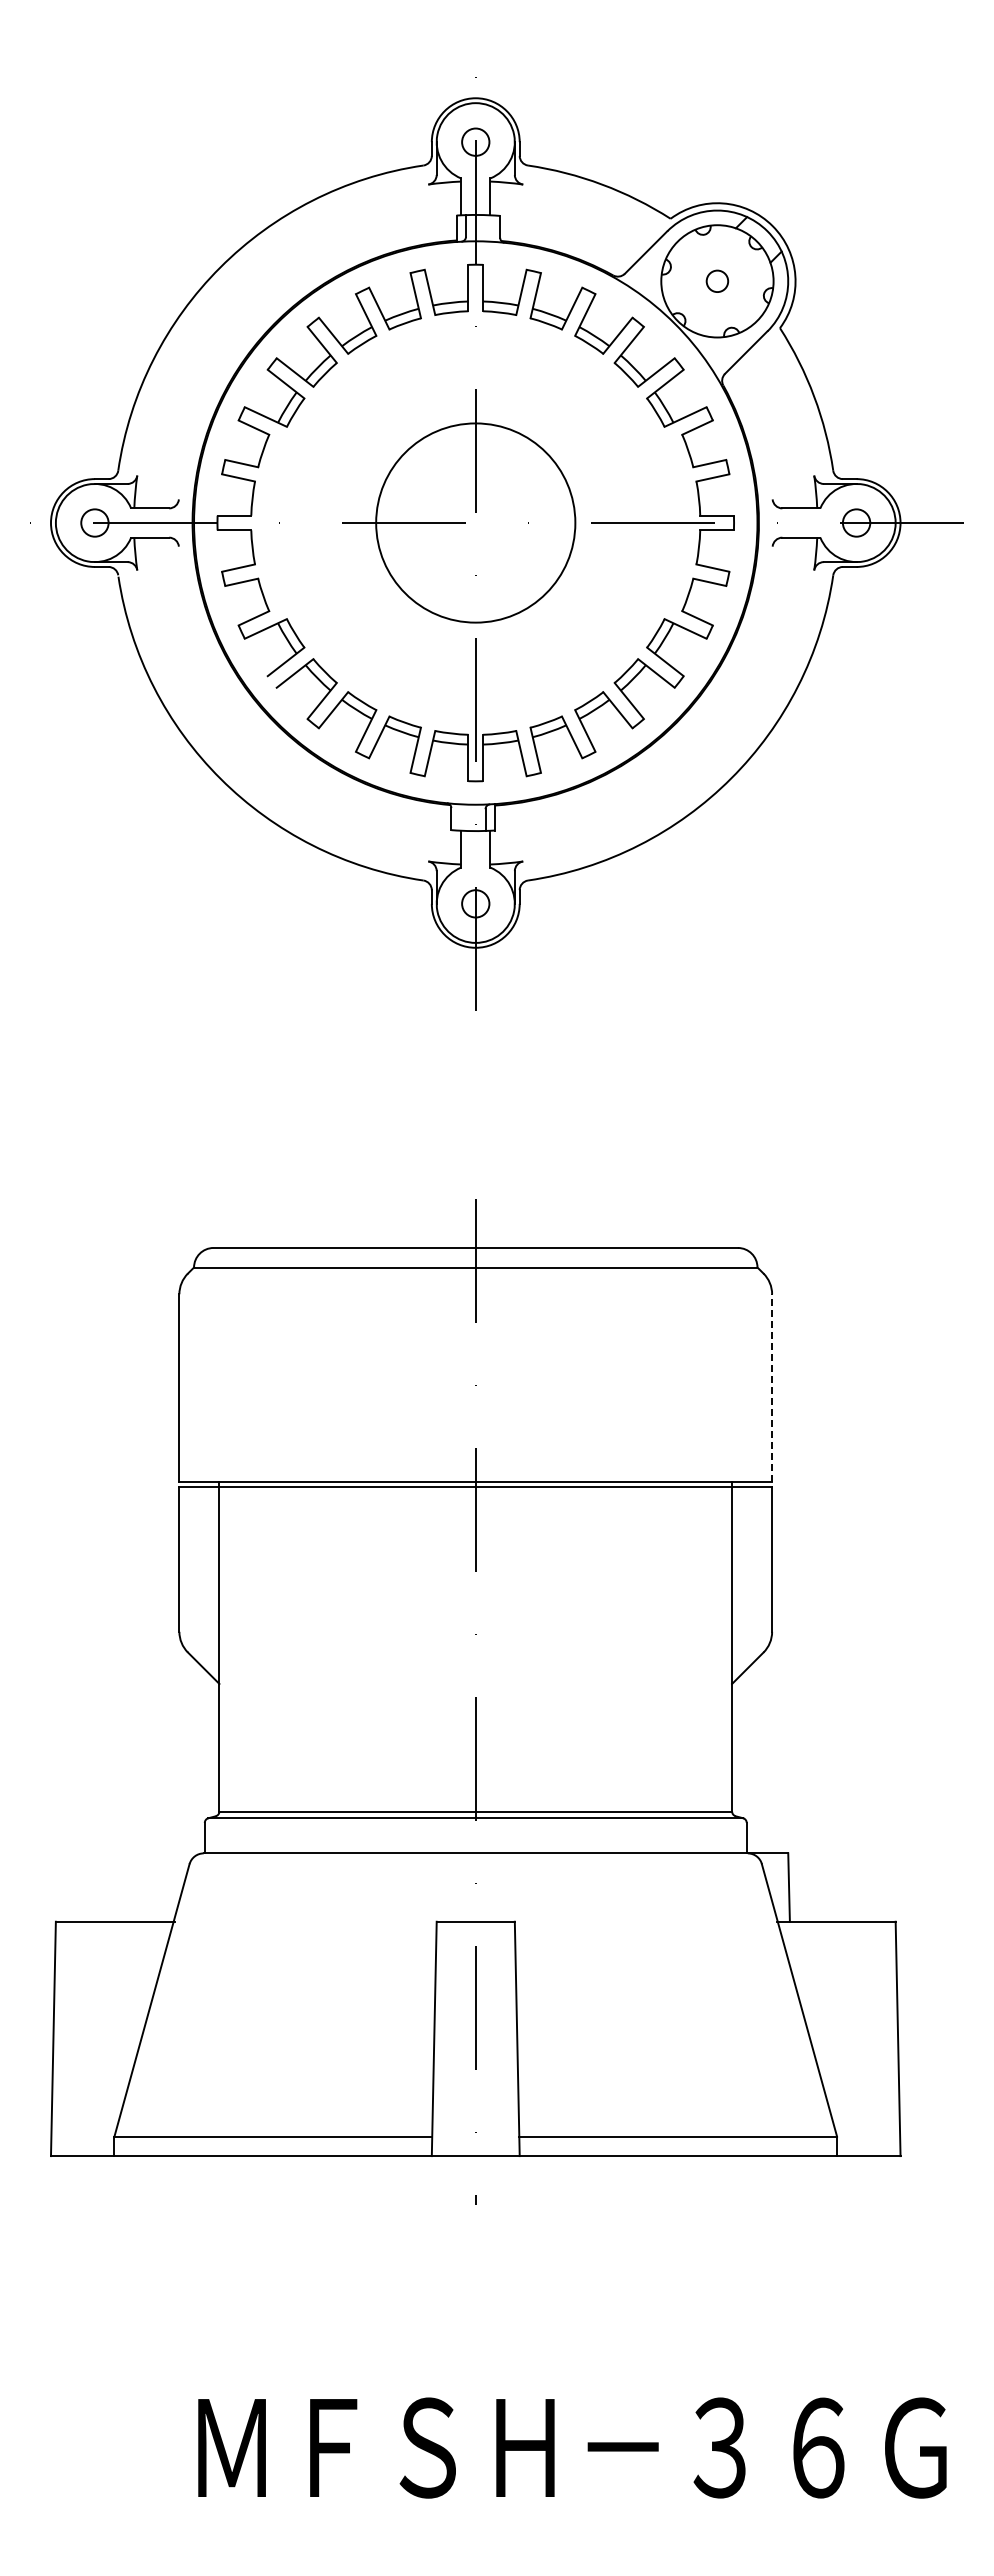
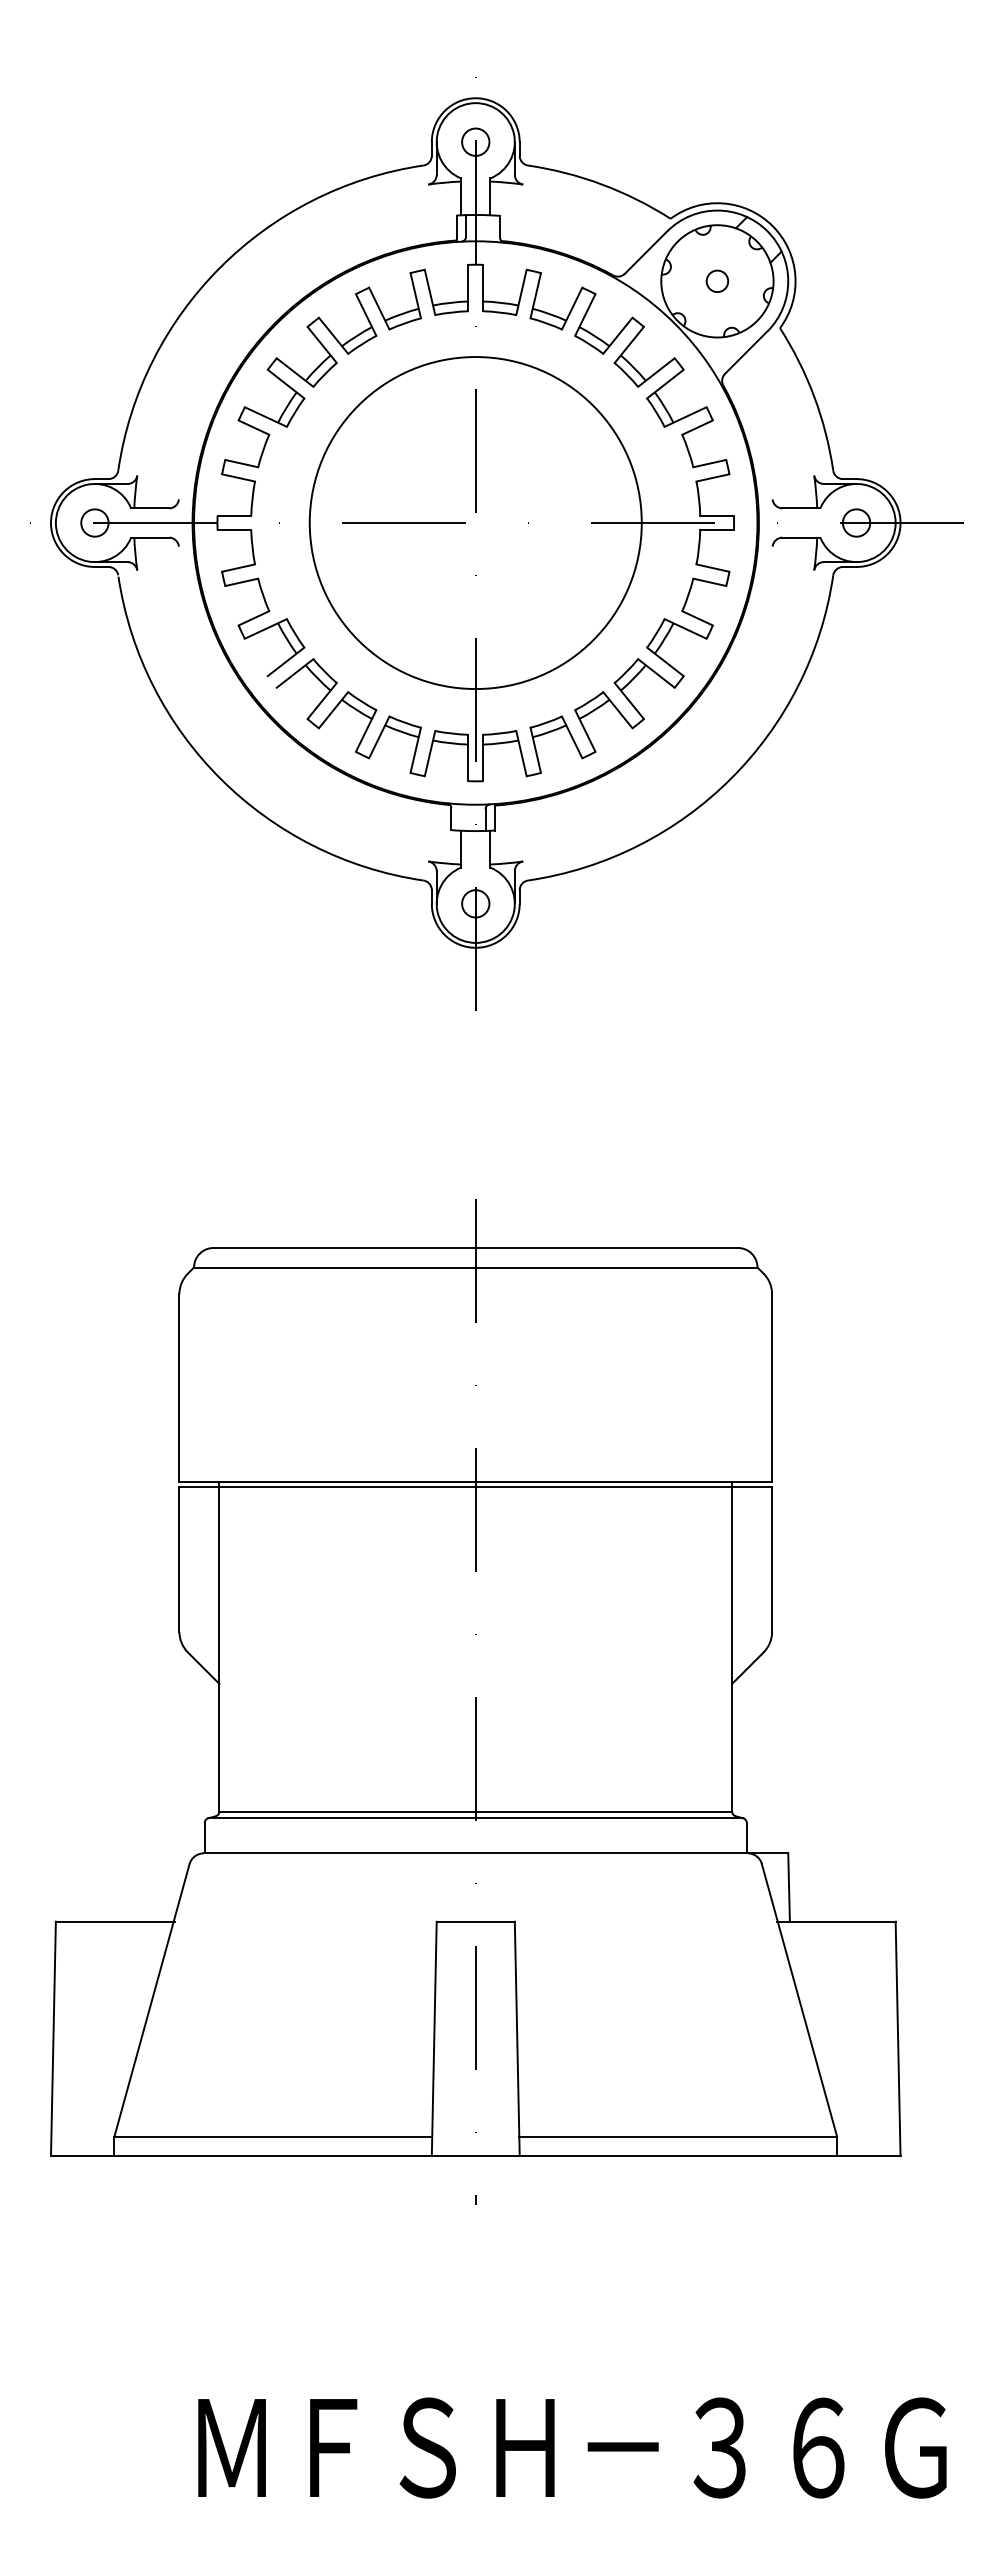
circle diameter: 199 px -> 332 px (475, 523)
line: dashed -> solid (772, 1387)
